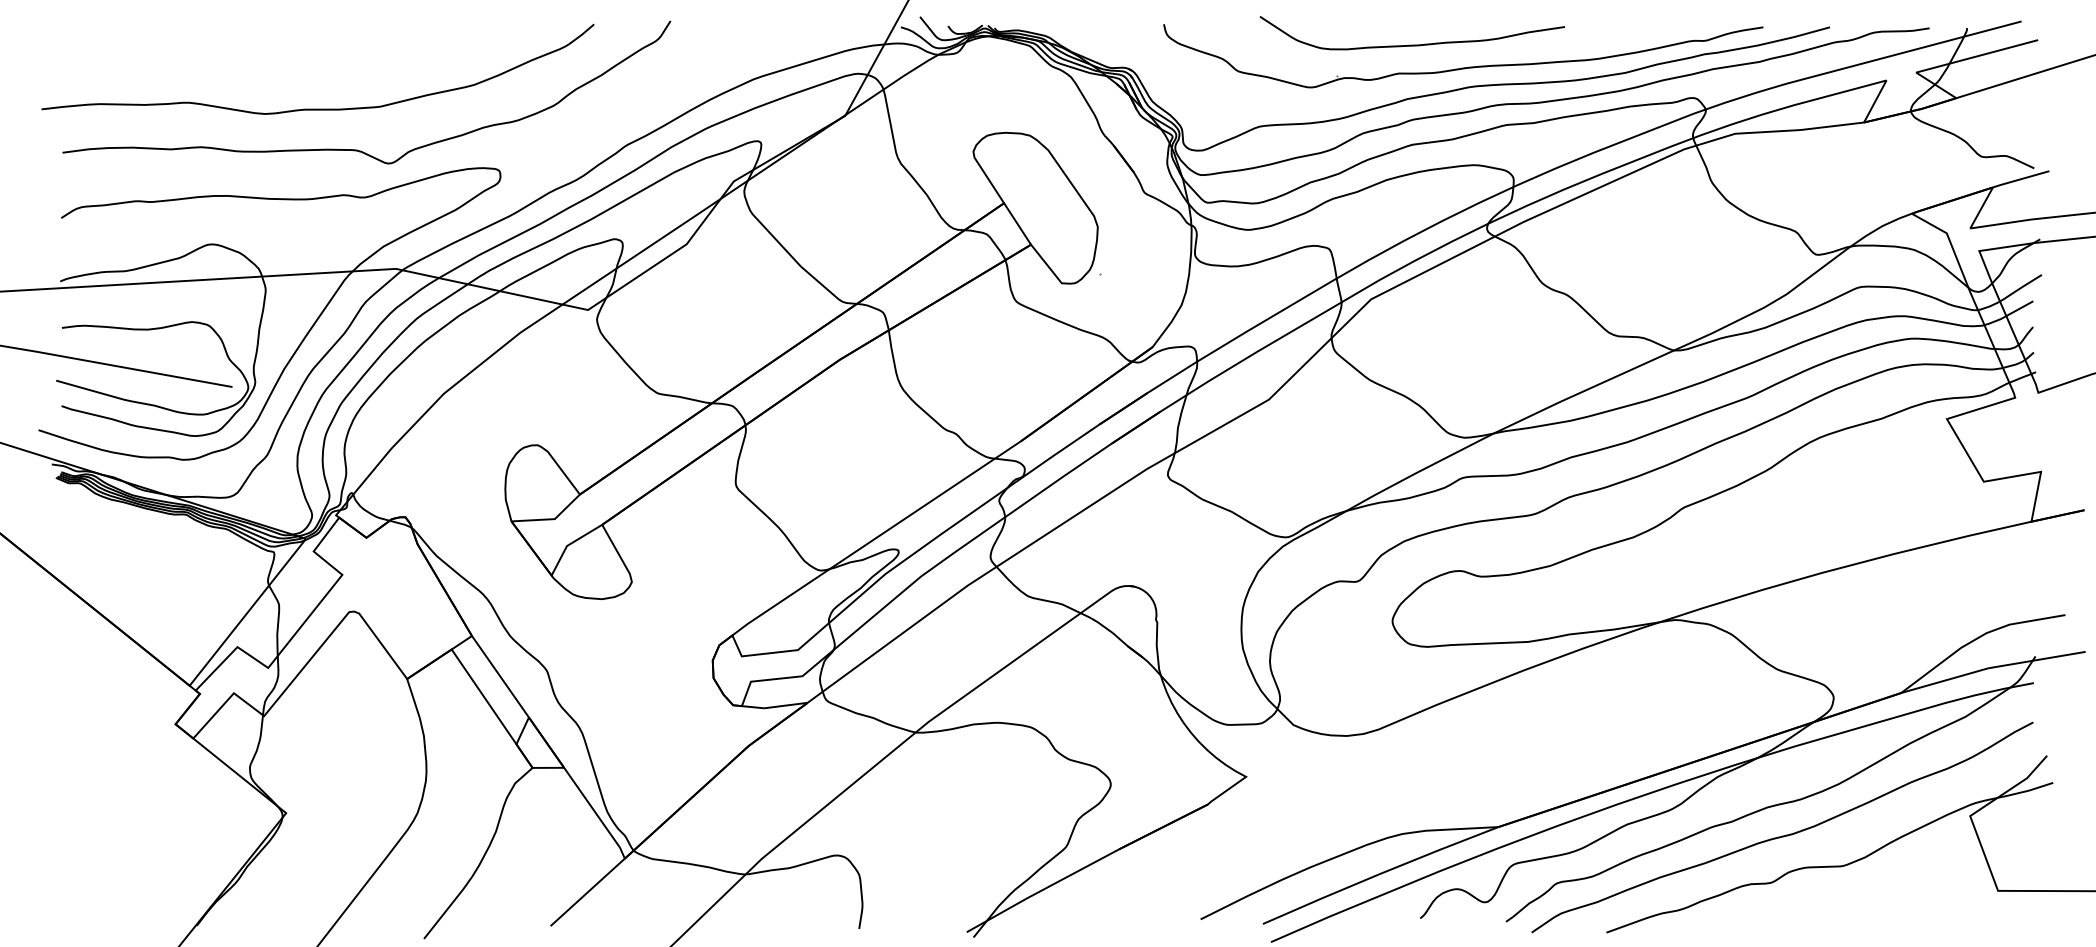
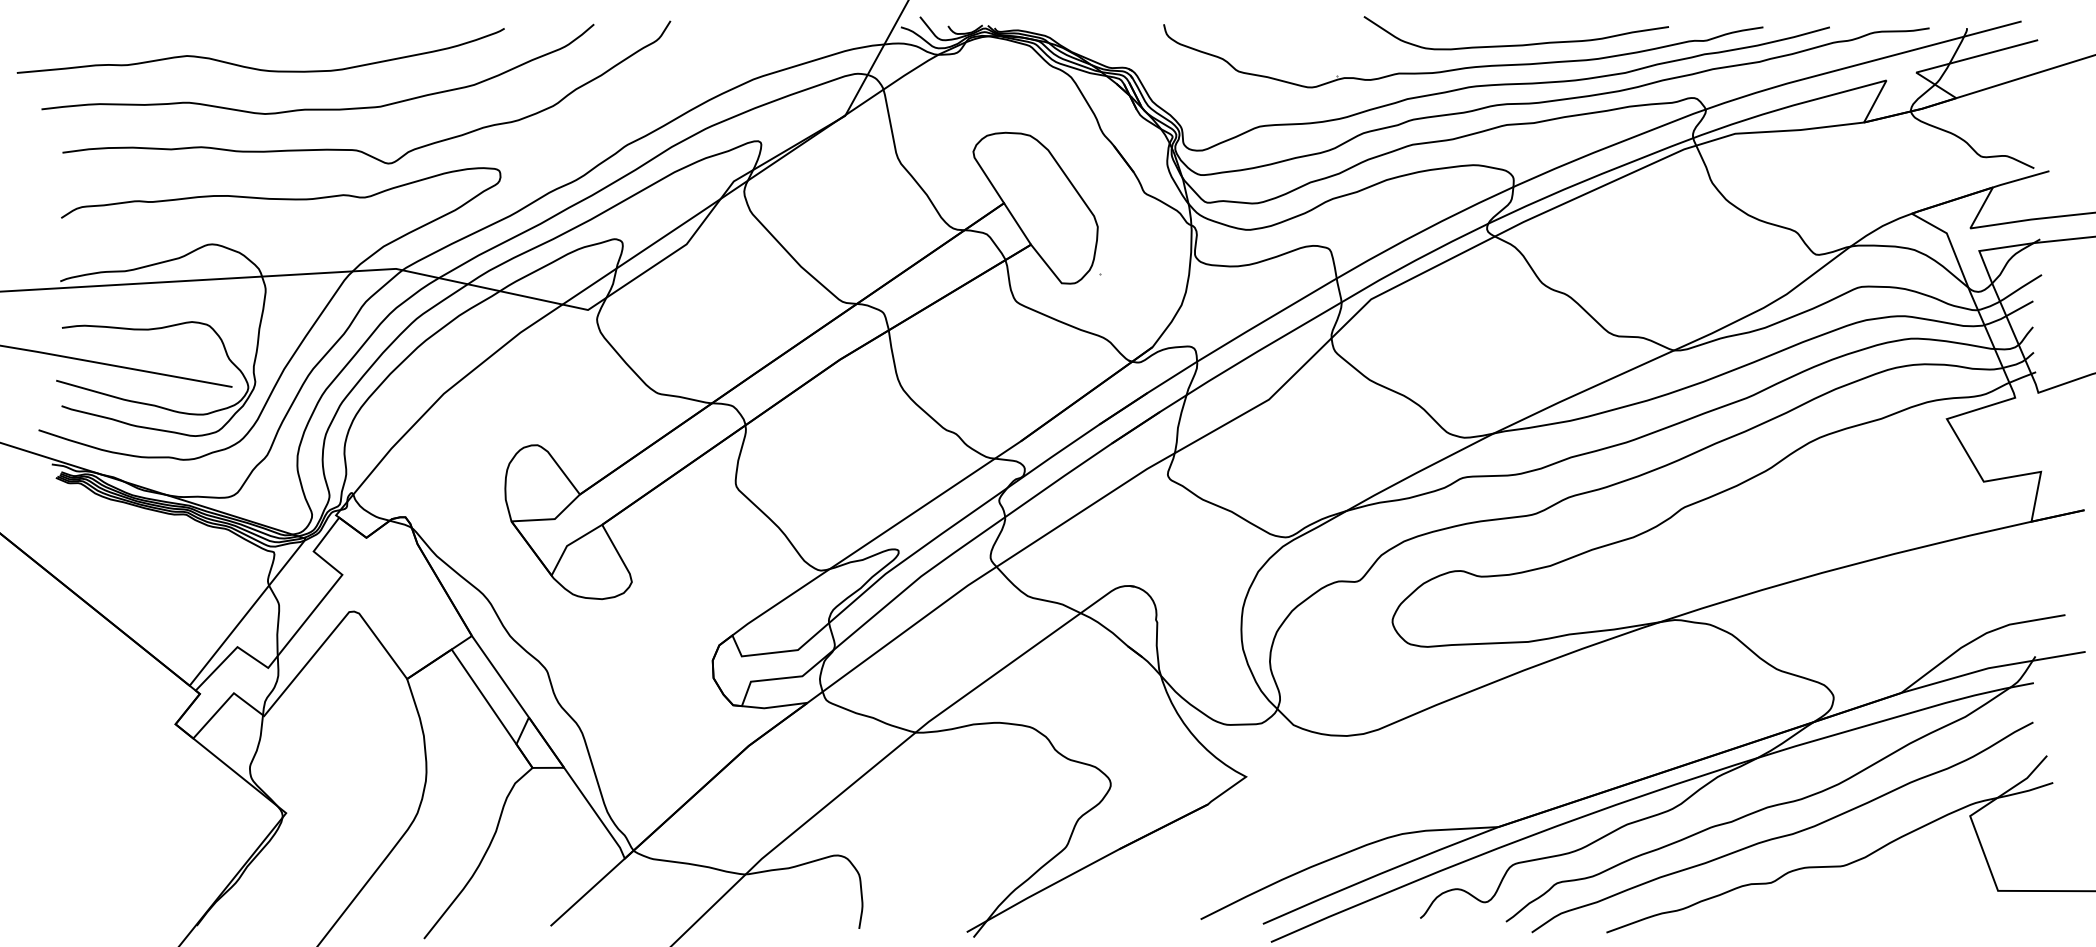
curve position: (1411, 44) -> (1515, 44) (1515, 44)
curve: none -> present (259, 68)
